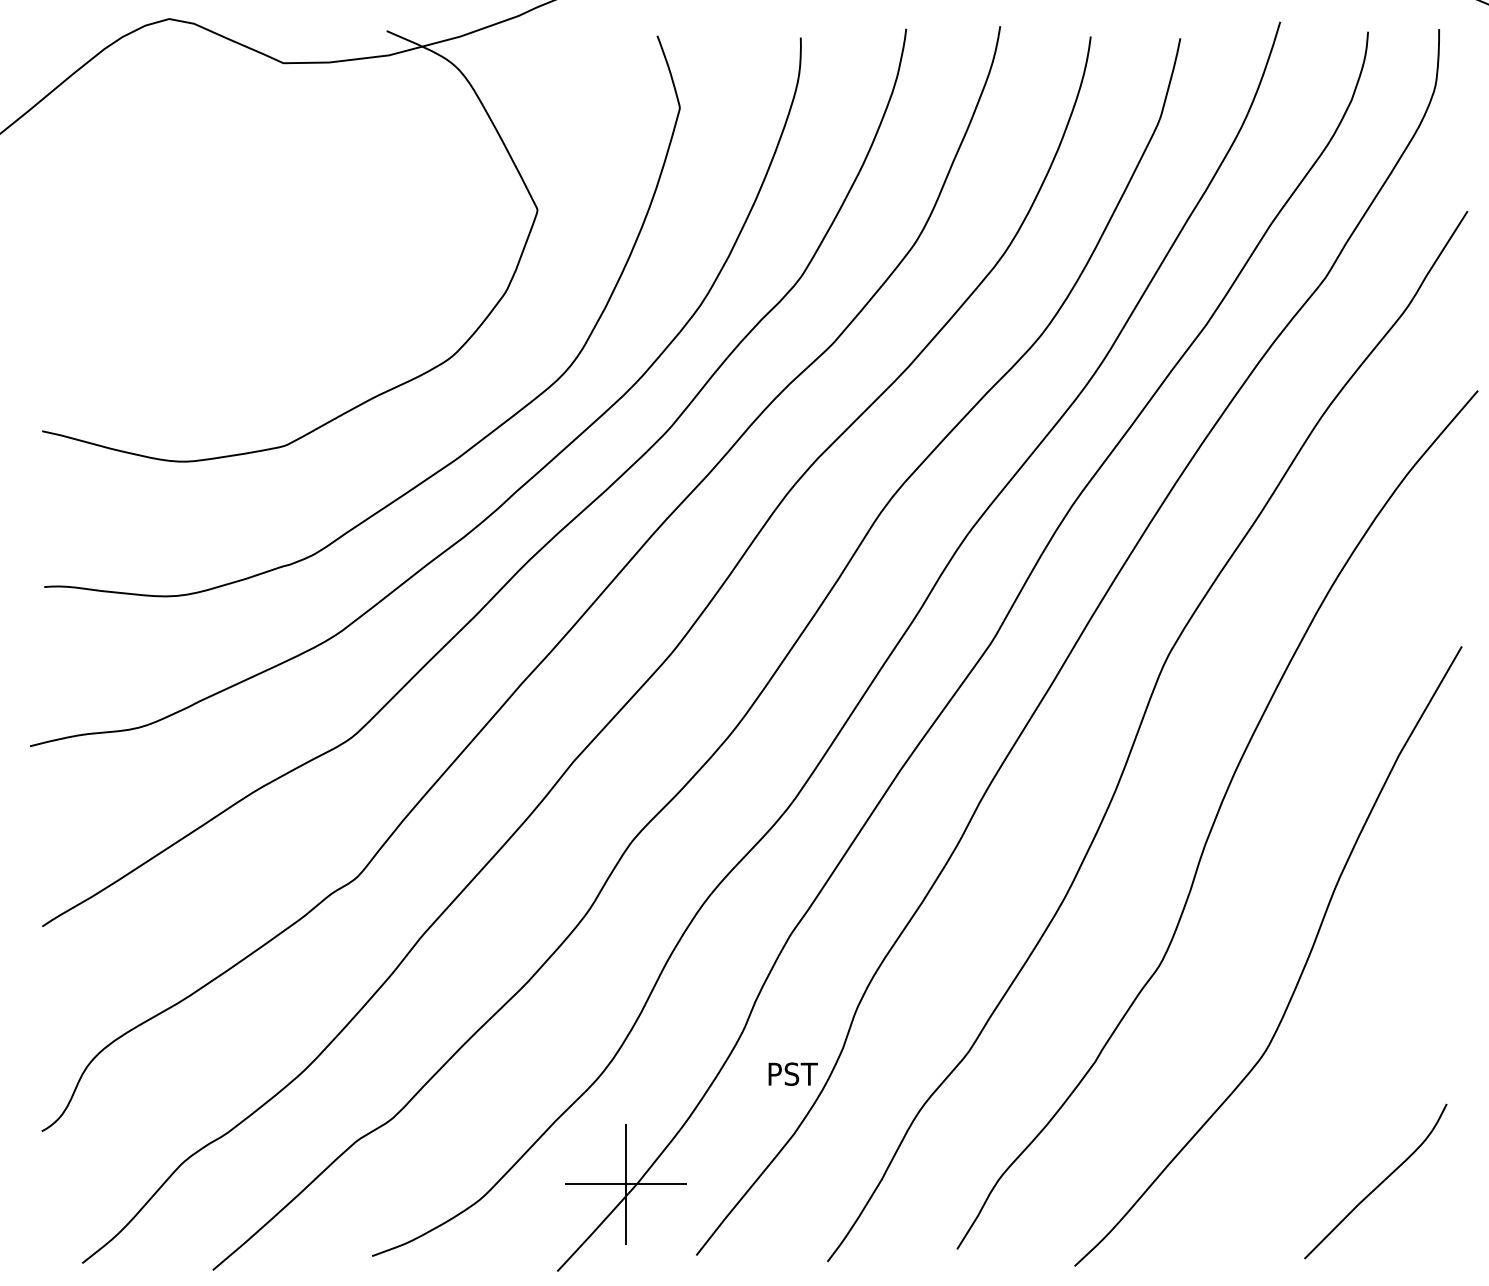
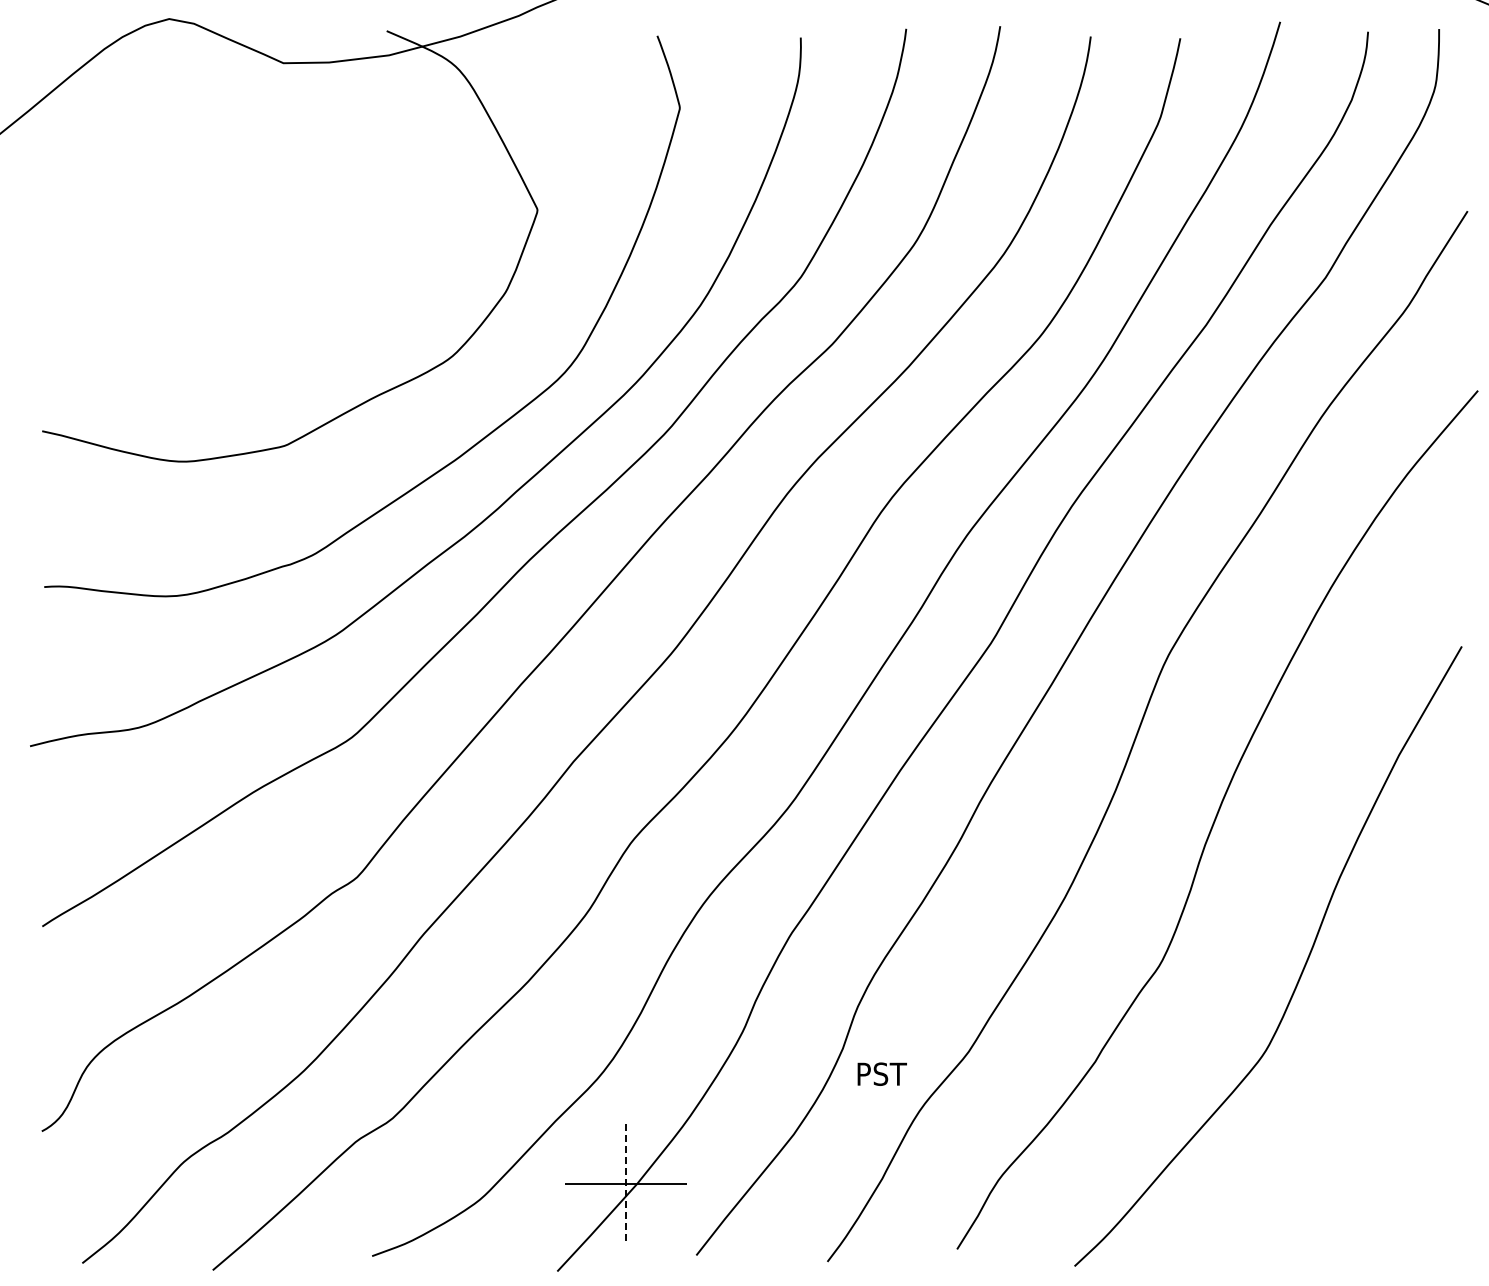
text position: (792, 1073) -> (881, 1073) (881, 1073)
line: solid -> dashed (625, 1184)
curve: present -> none (1378, 1184)
